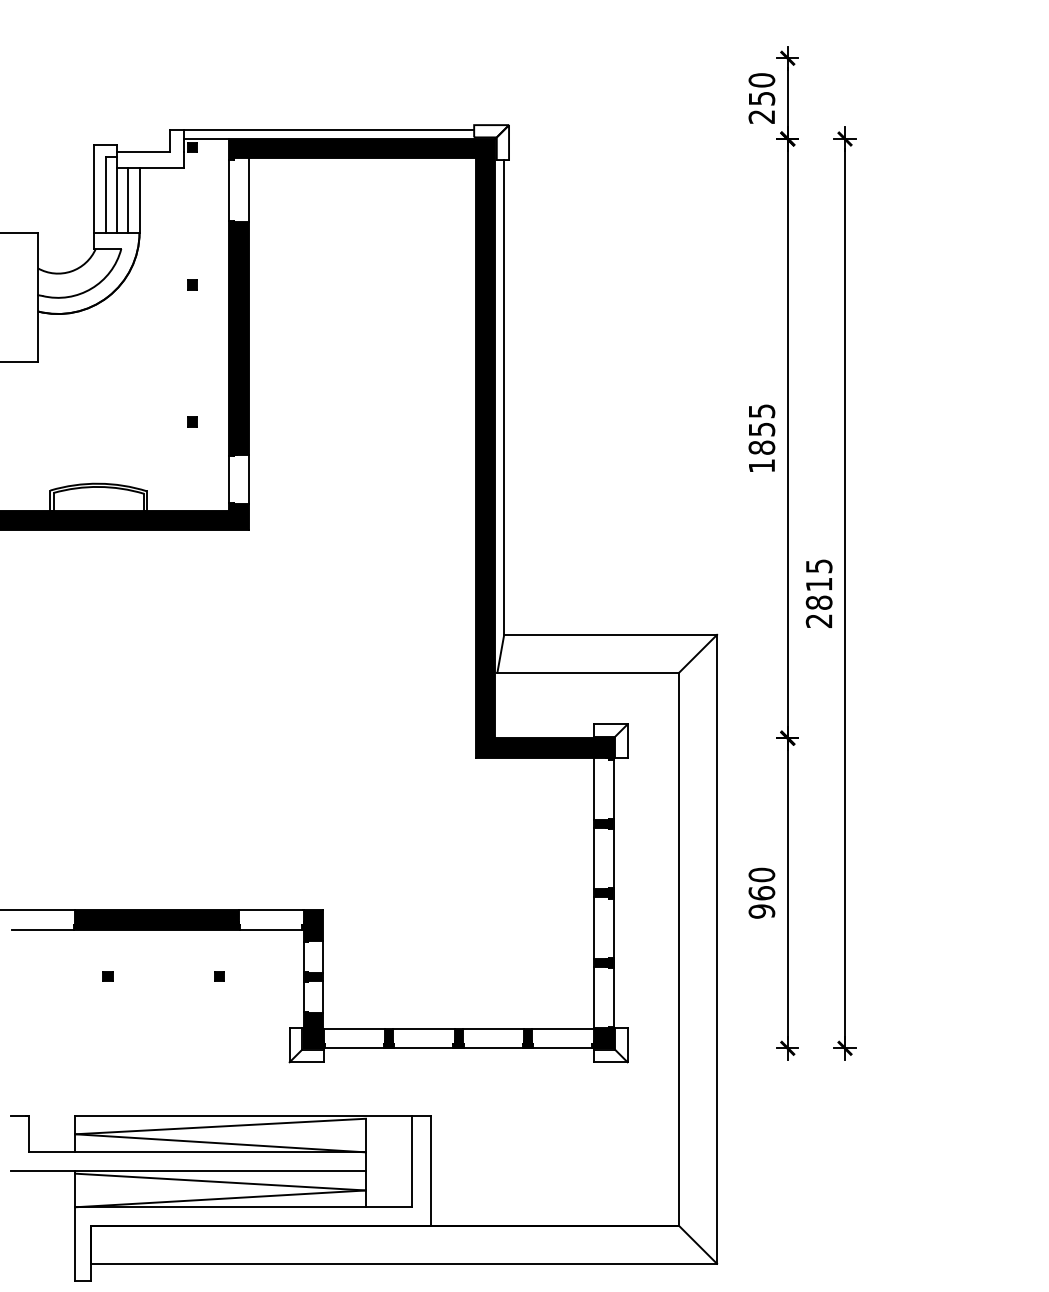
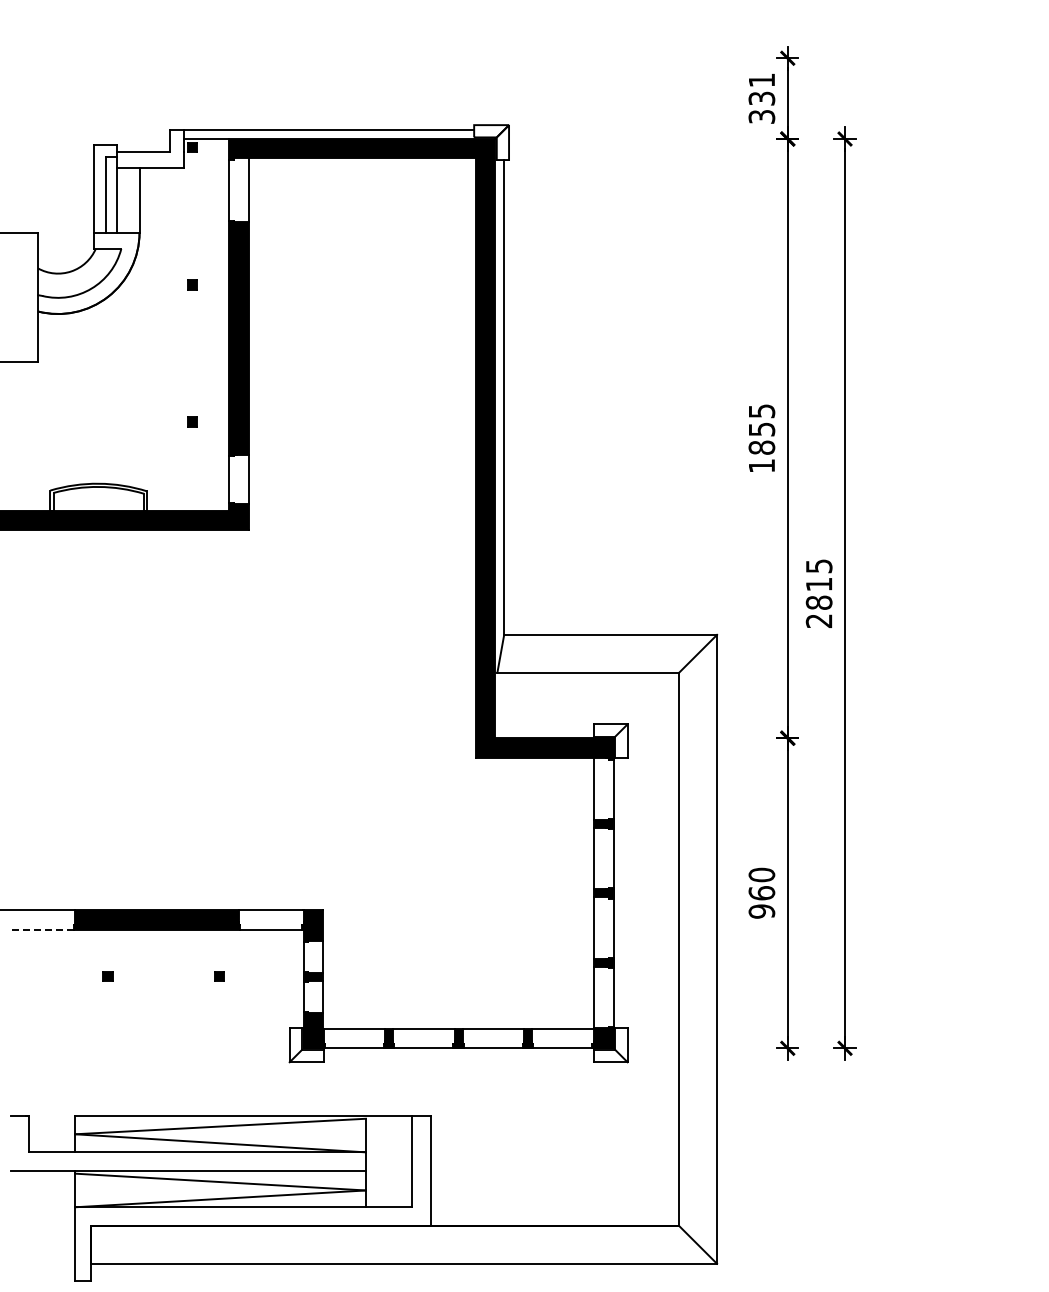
text: 250 -> 331 (761, 98)
line: present -> none (128, 200)
line: solid -> dashed (42, 929)
